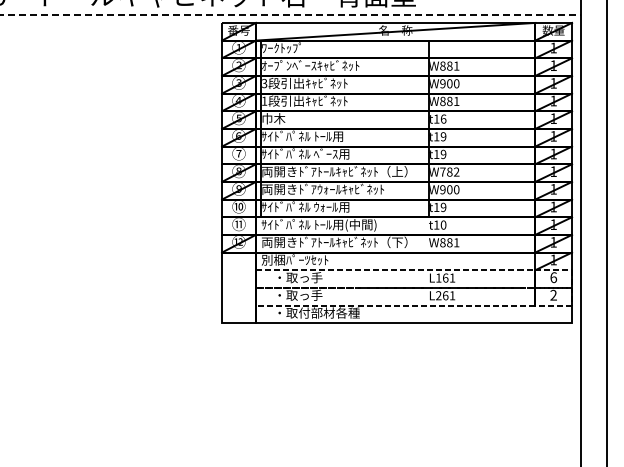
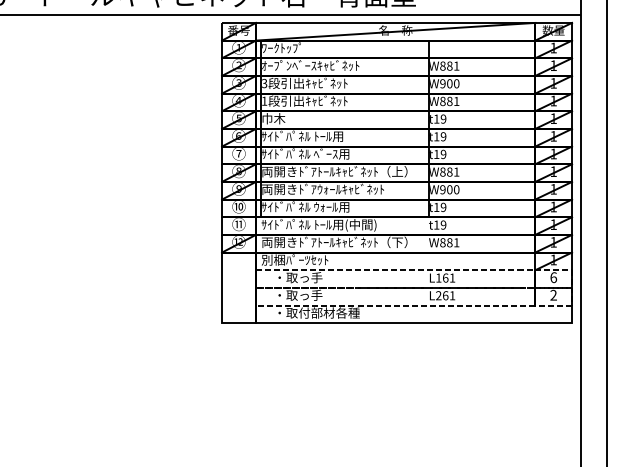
line: dashed -> solid (290, 14)
text: t16 -> t19 (443, 118)
text: W782 -> W881 (449, 171)
text: t10 -> t19 (443, 224)
